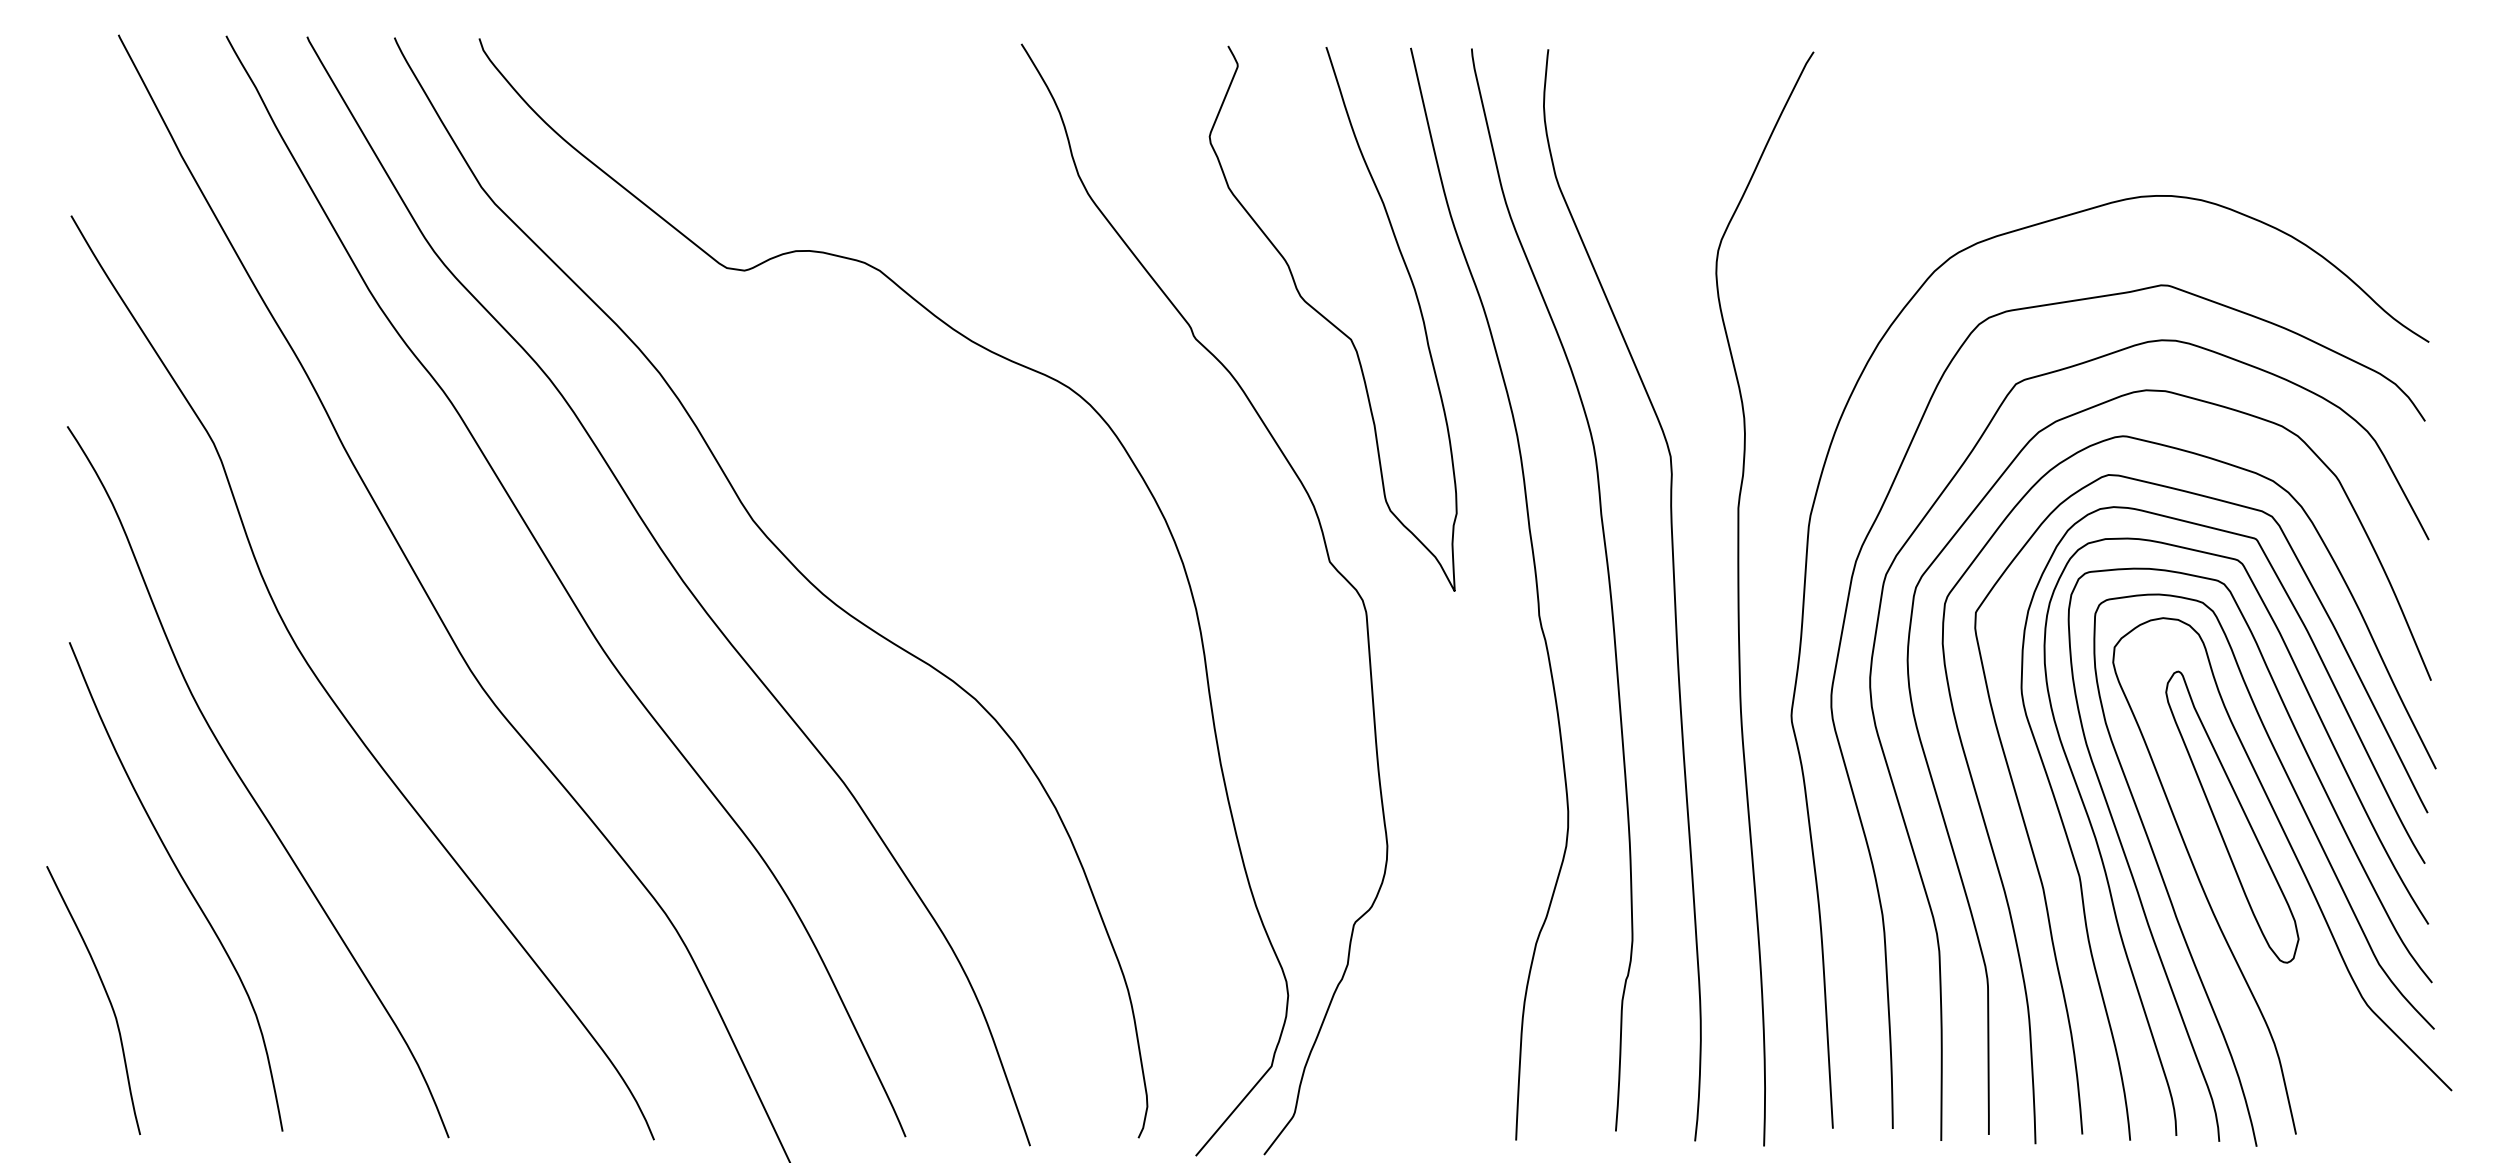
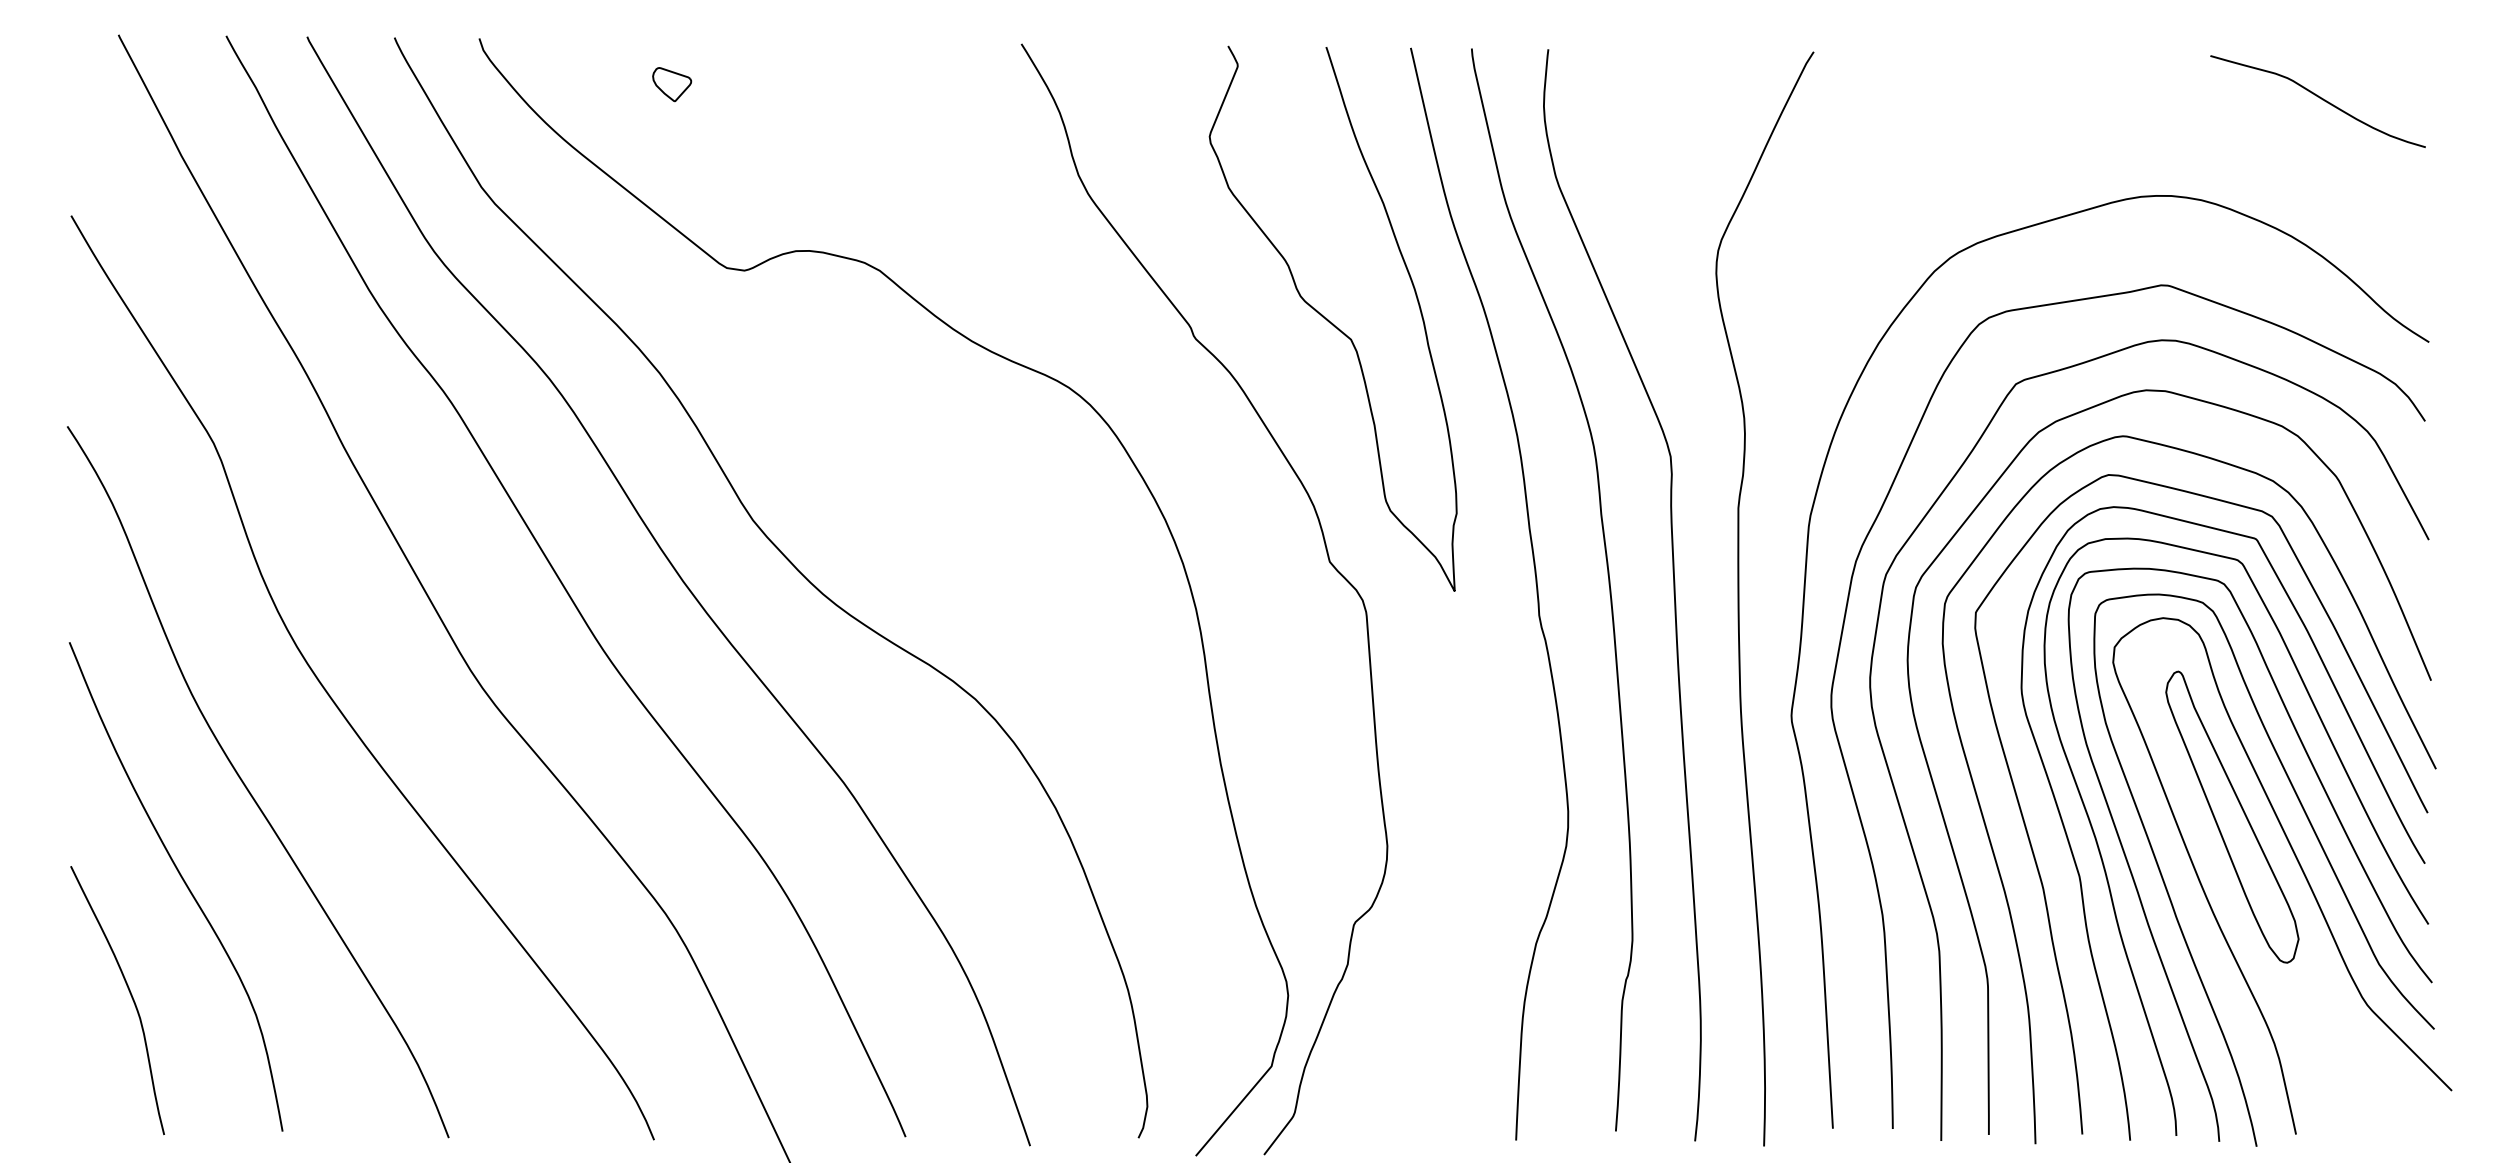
part: none -> present (672, 84)
curve: none -> present (2319, 98)
curve position: (105, 993) -> (129, 993) (129, 993)
